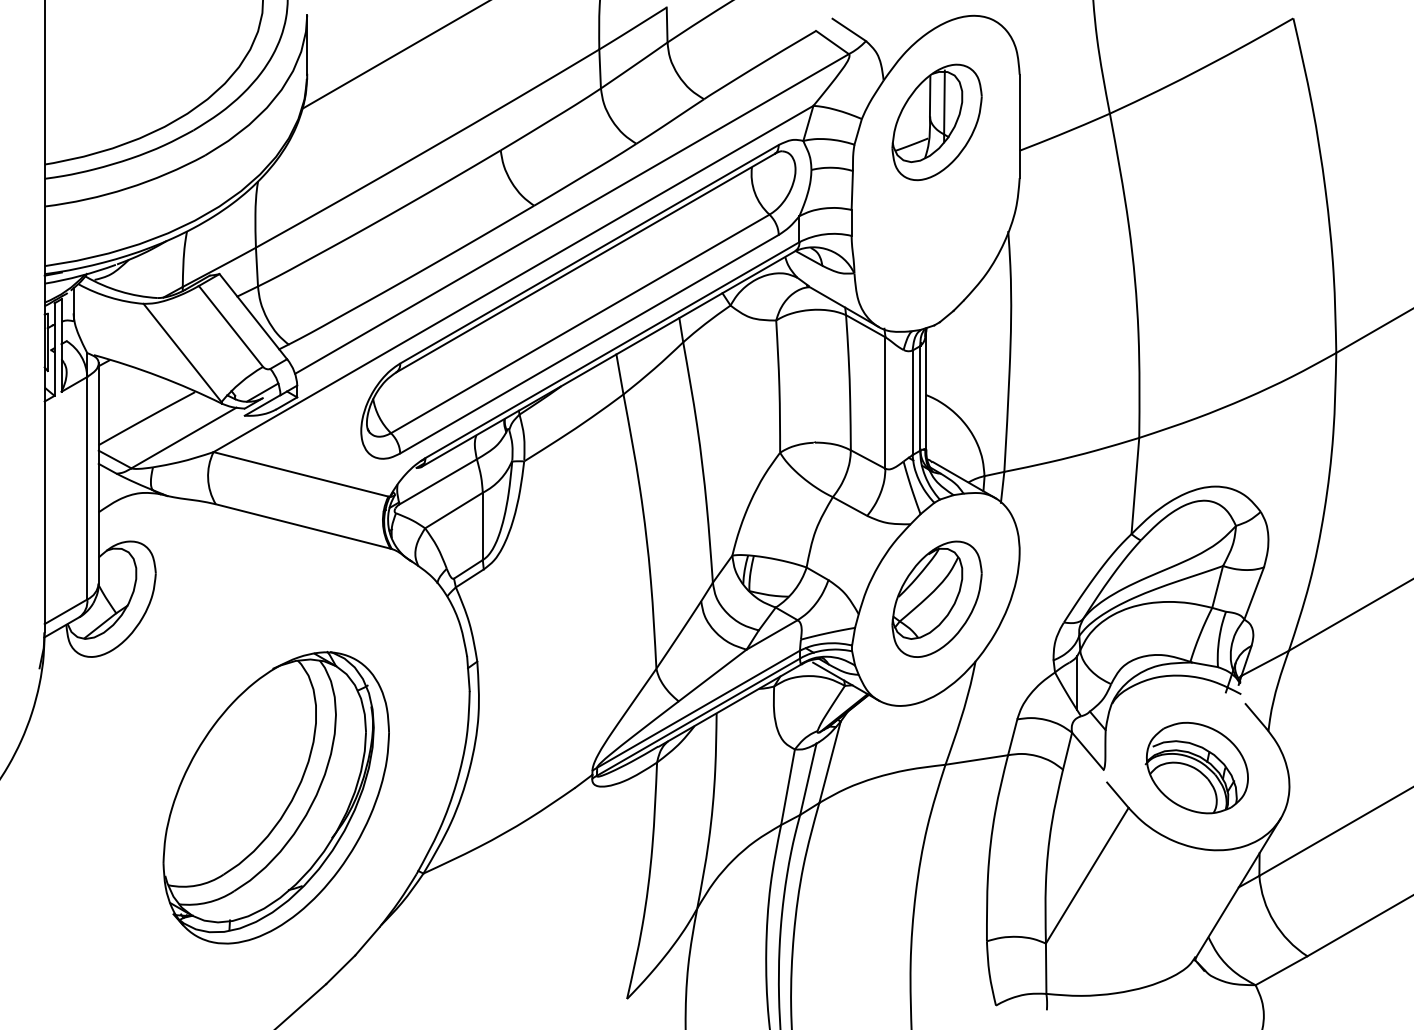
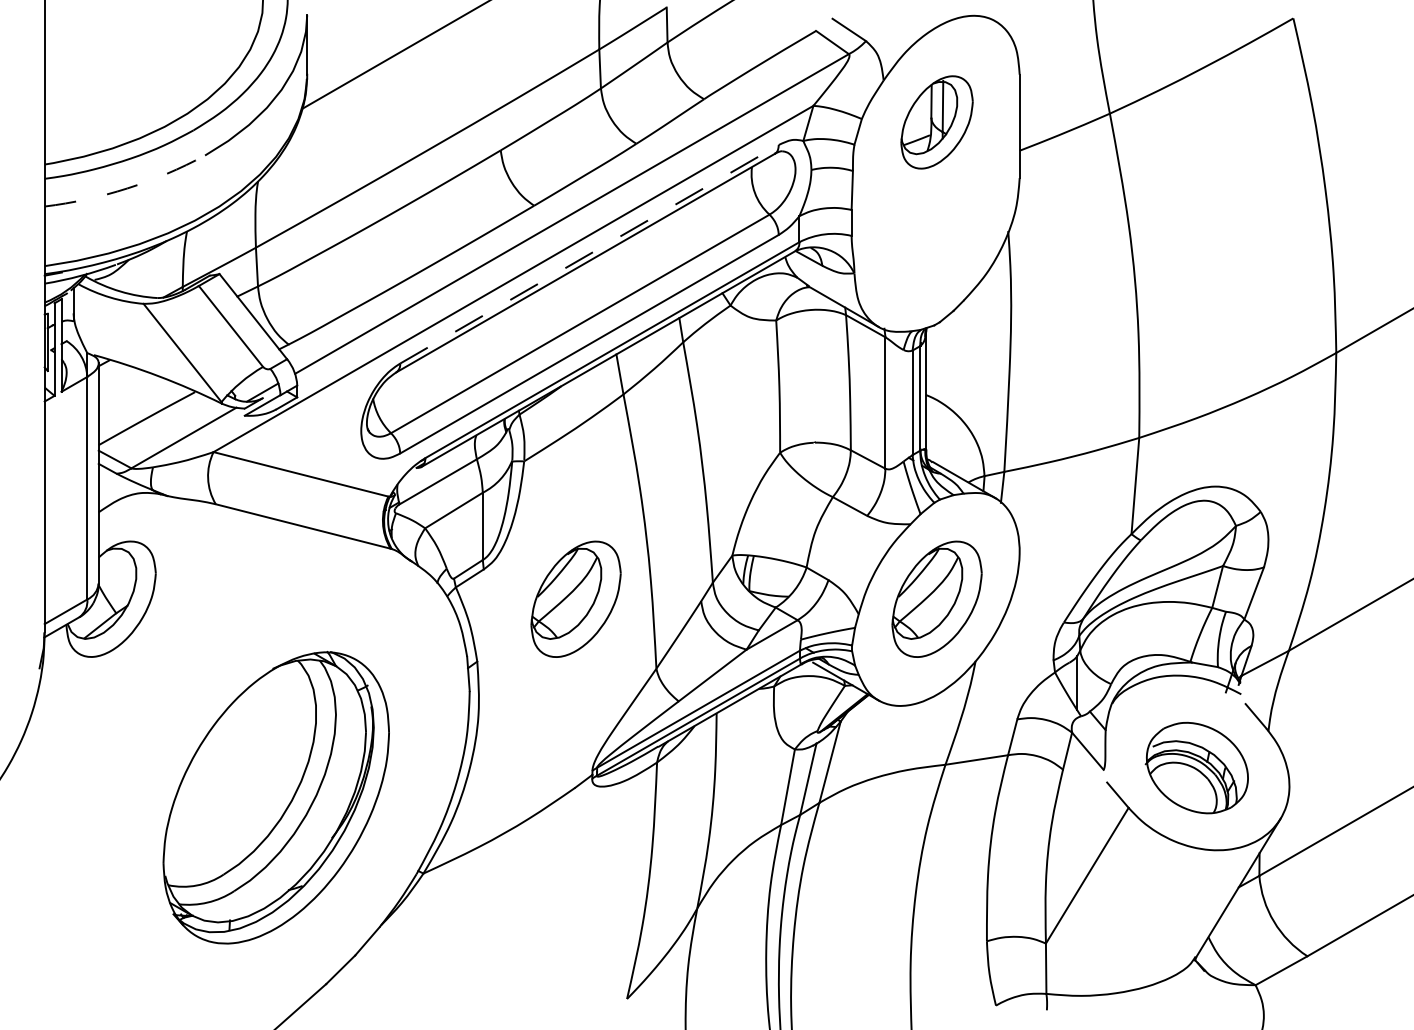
part size: 92x119 px -> 74x95 px (936, 122)
arc: solid -> dashed (127, 188)
line: solid -> dashed (589, 254)
part: none -> present (575, 598)
